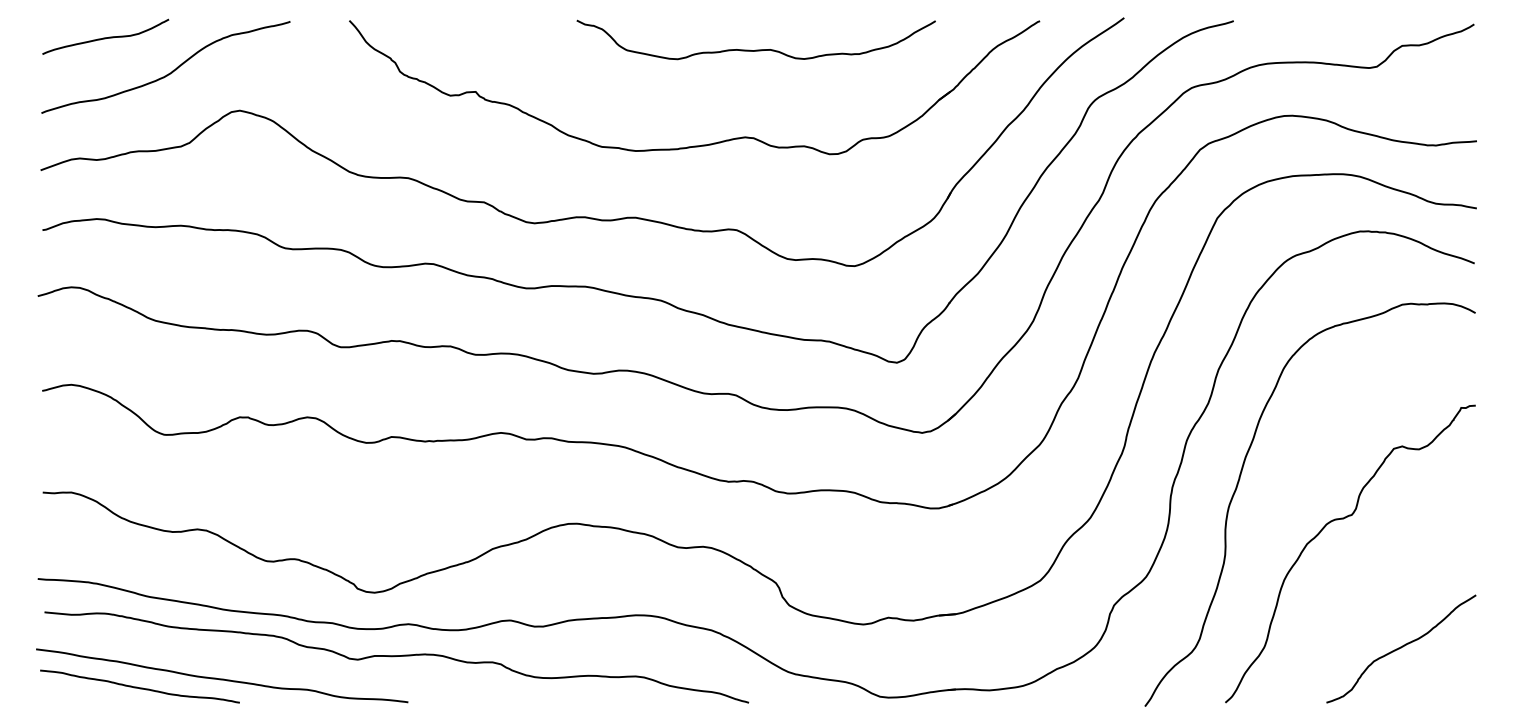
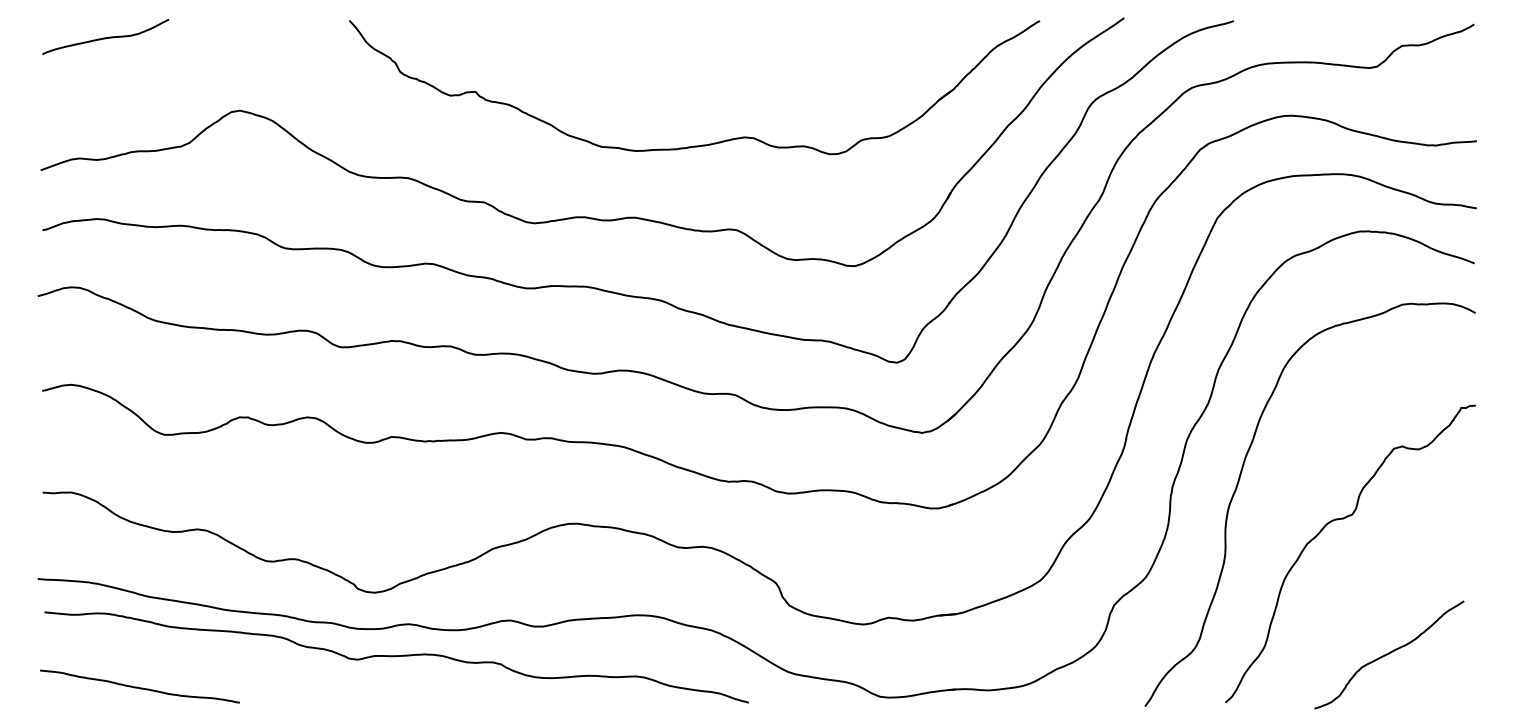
curve: present -> none (755, 49)
curve: present -> none (168, 73)
curve position: (1401, 648) -> (1389, 654) (1389, 654)
curve: present -> none (222, 678)
